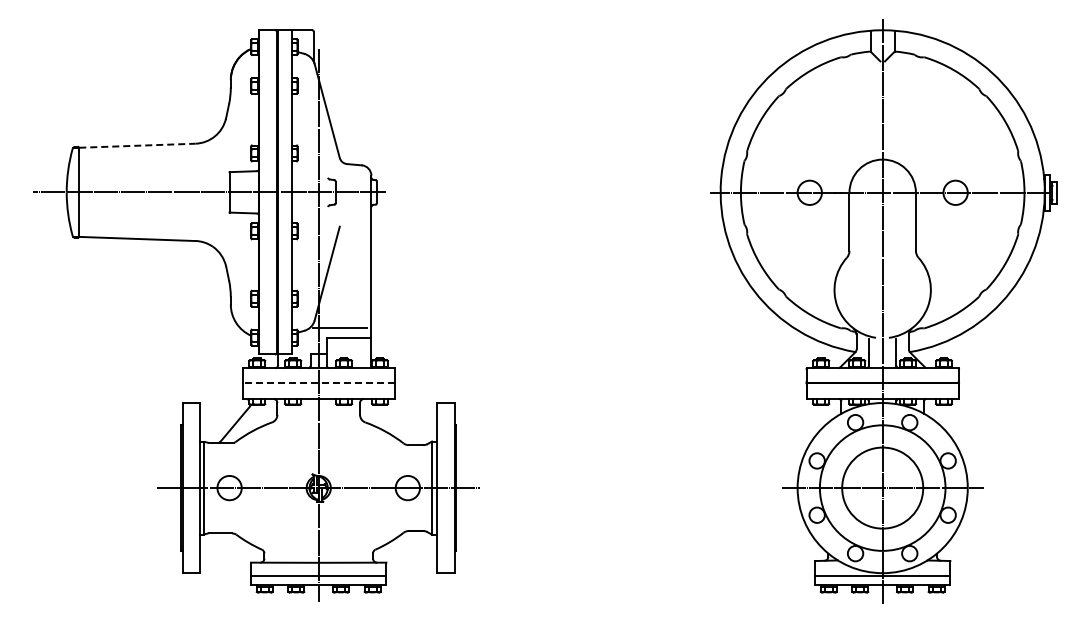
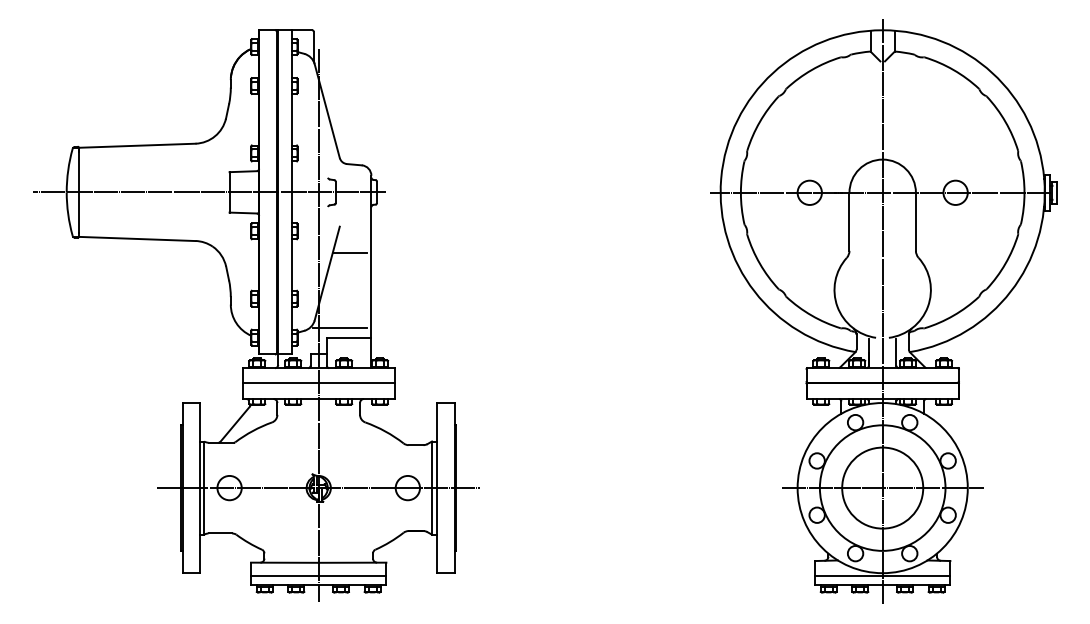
line: dashed -> solid (137, 145)
line: none -> present (349, 253)
line: dashed -> solid (318, 382)
